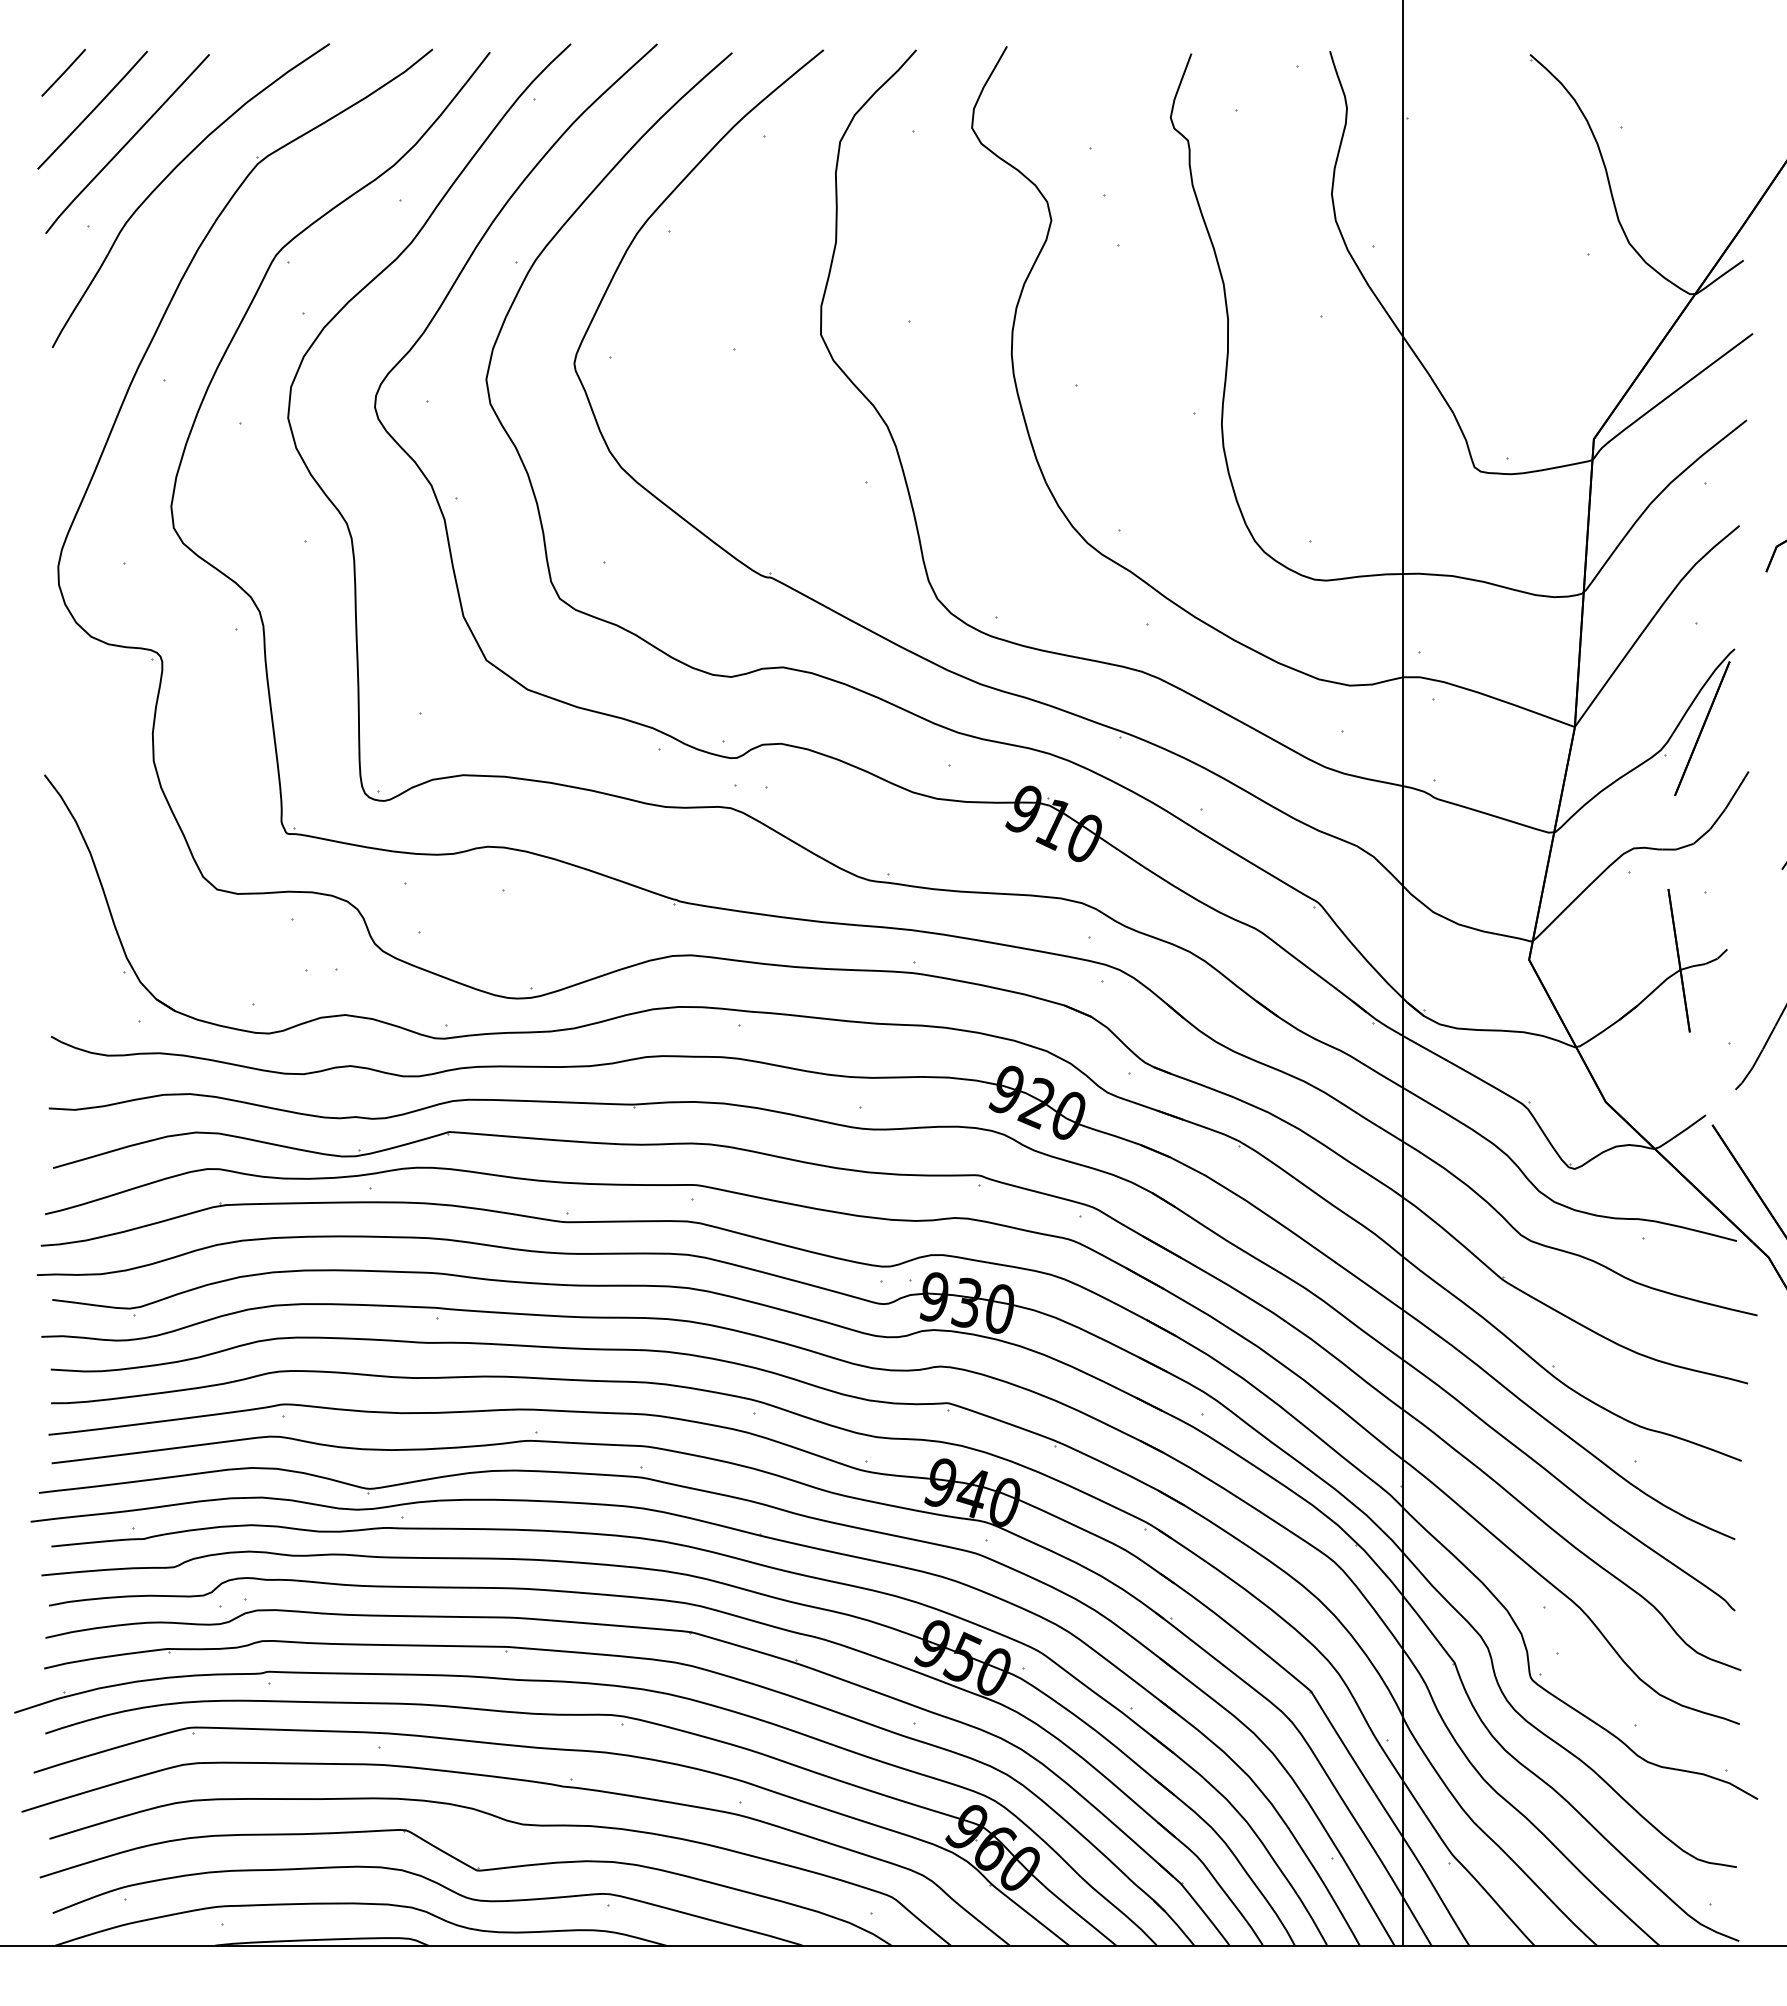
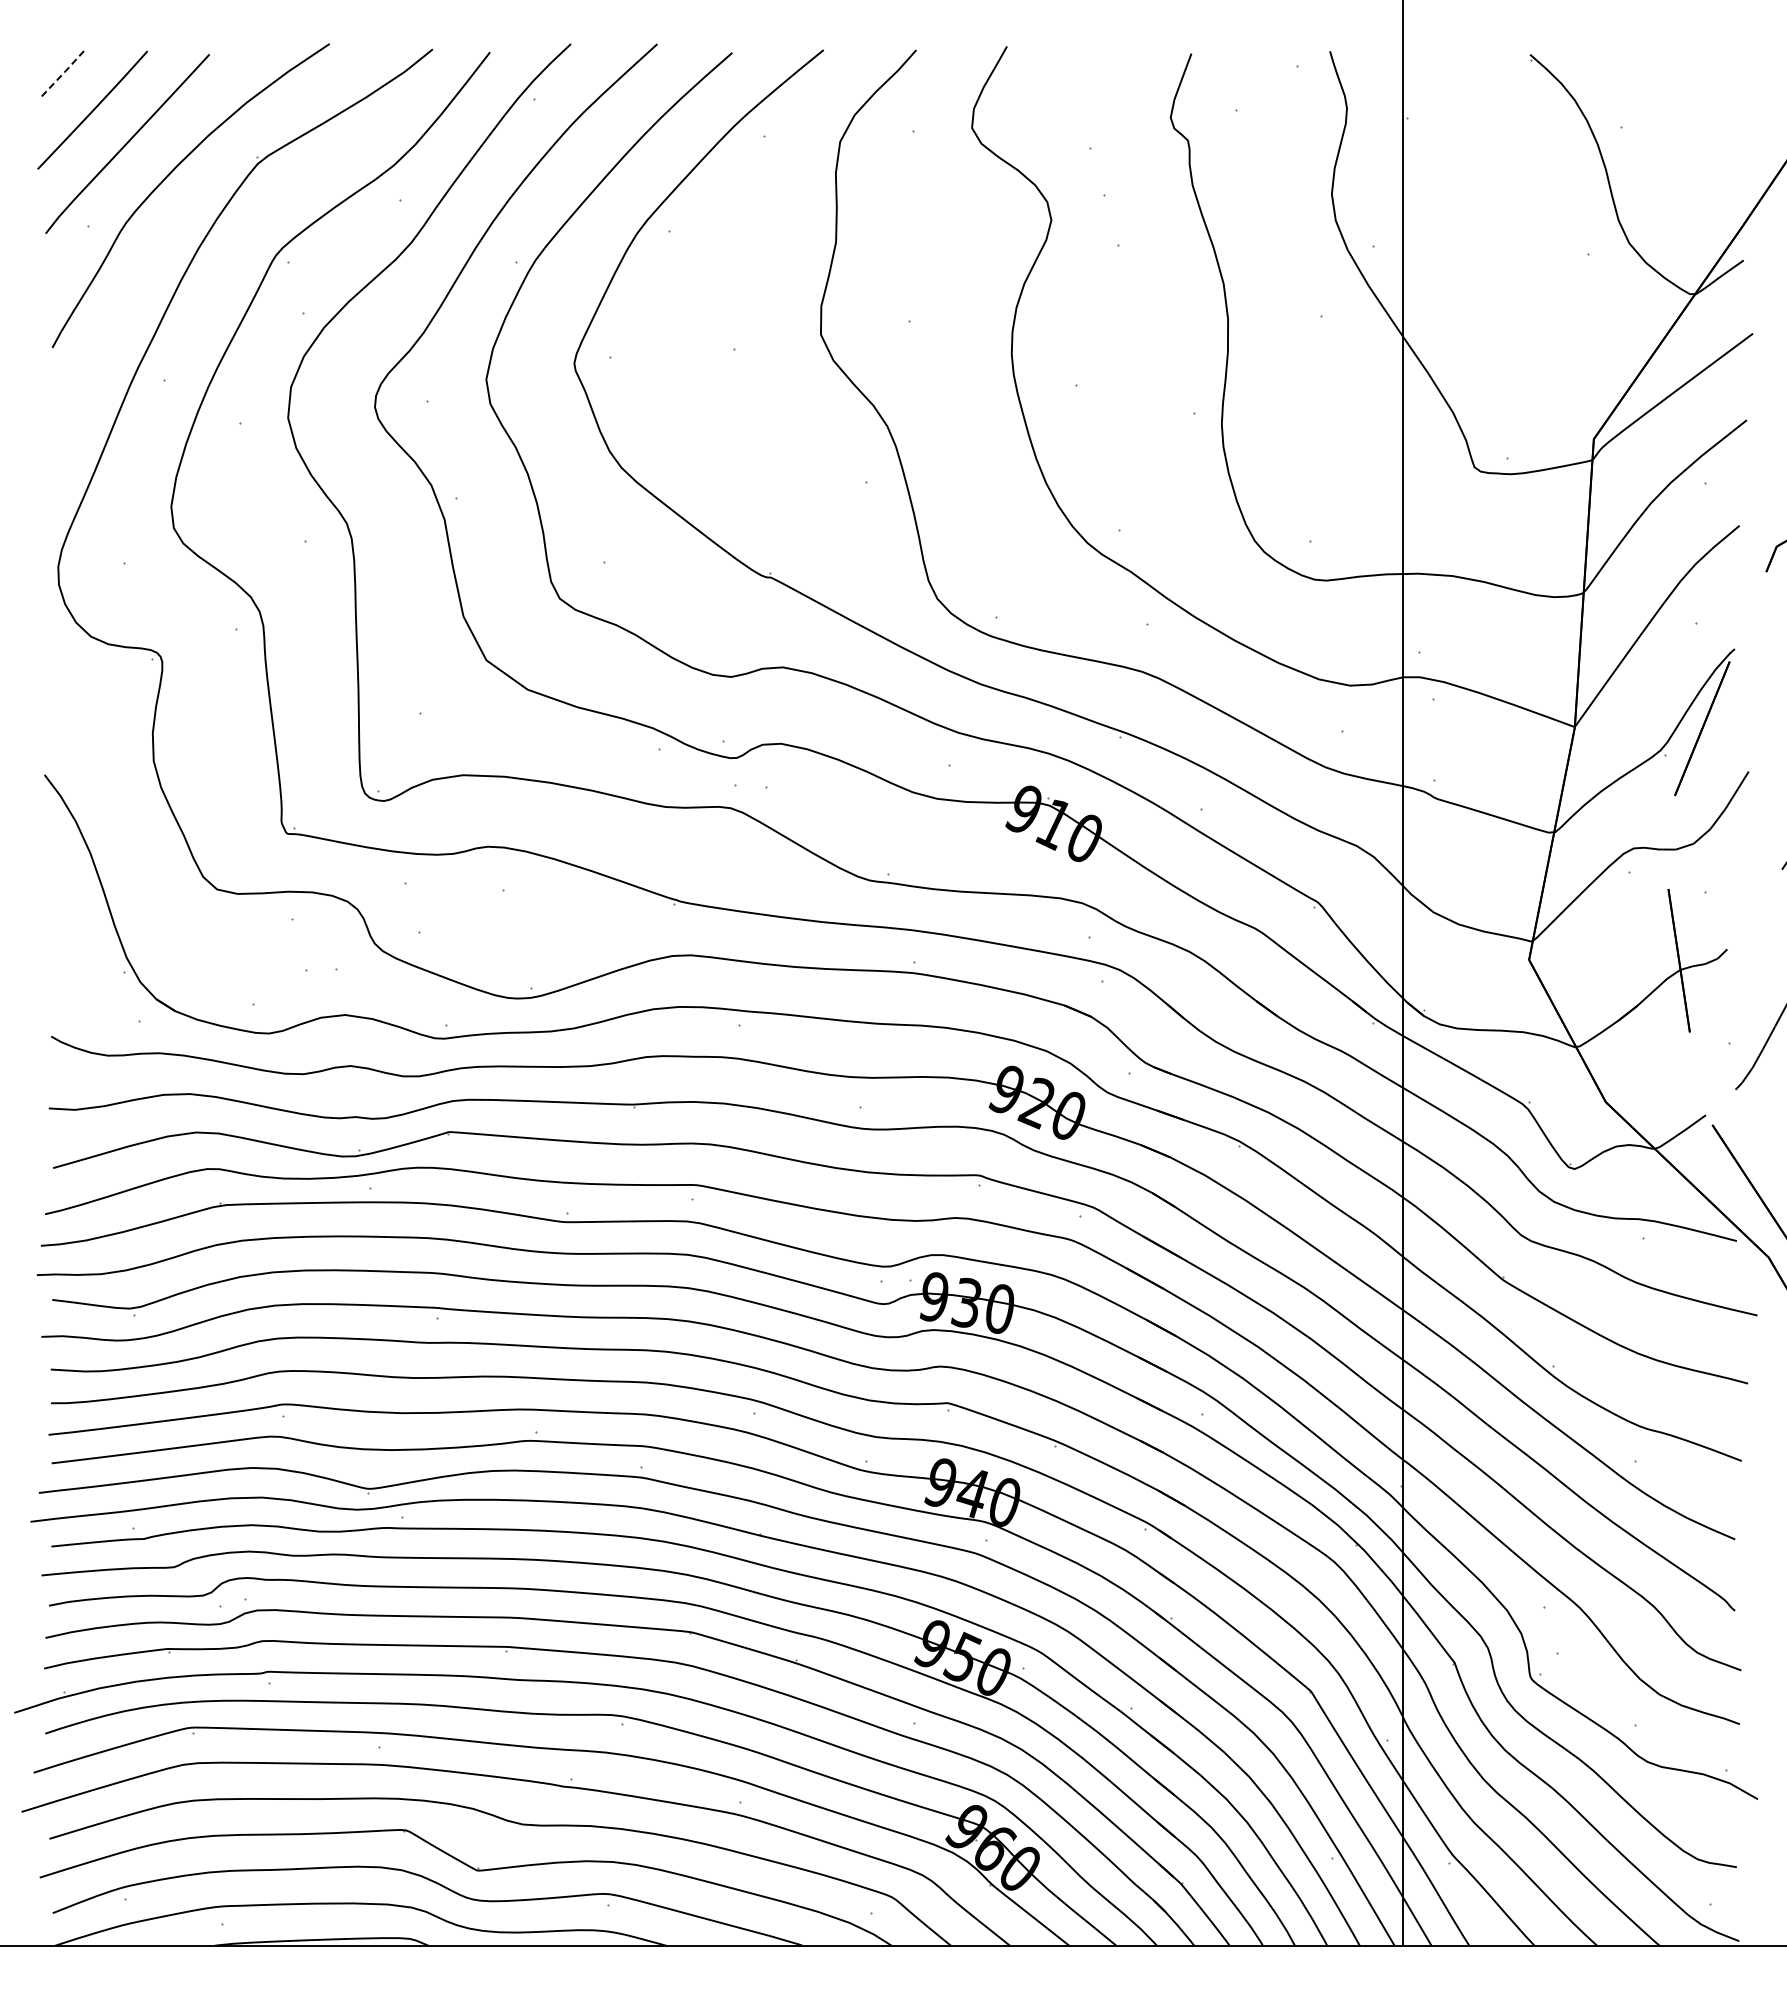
line: solid -> dashed (64, 72)
